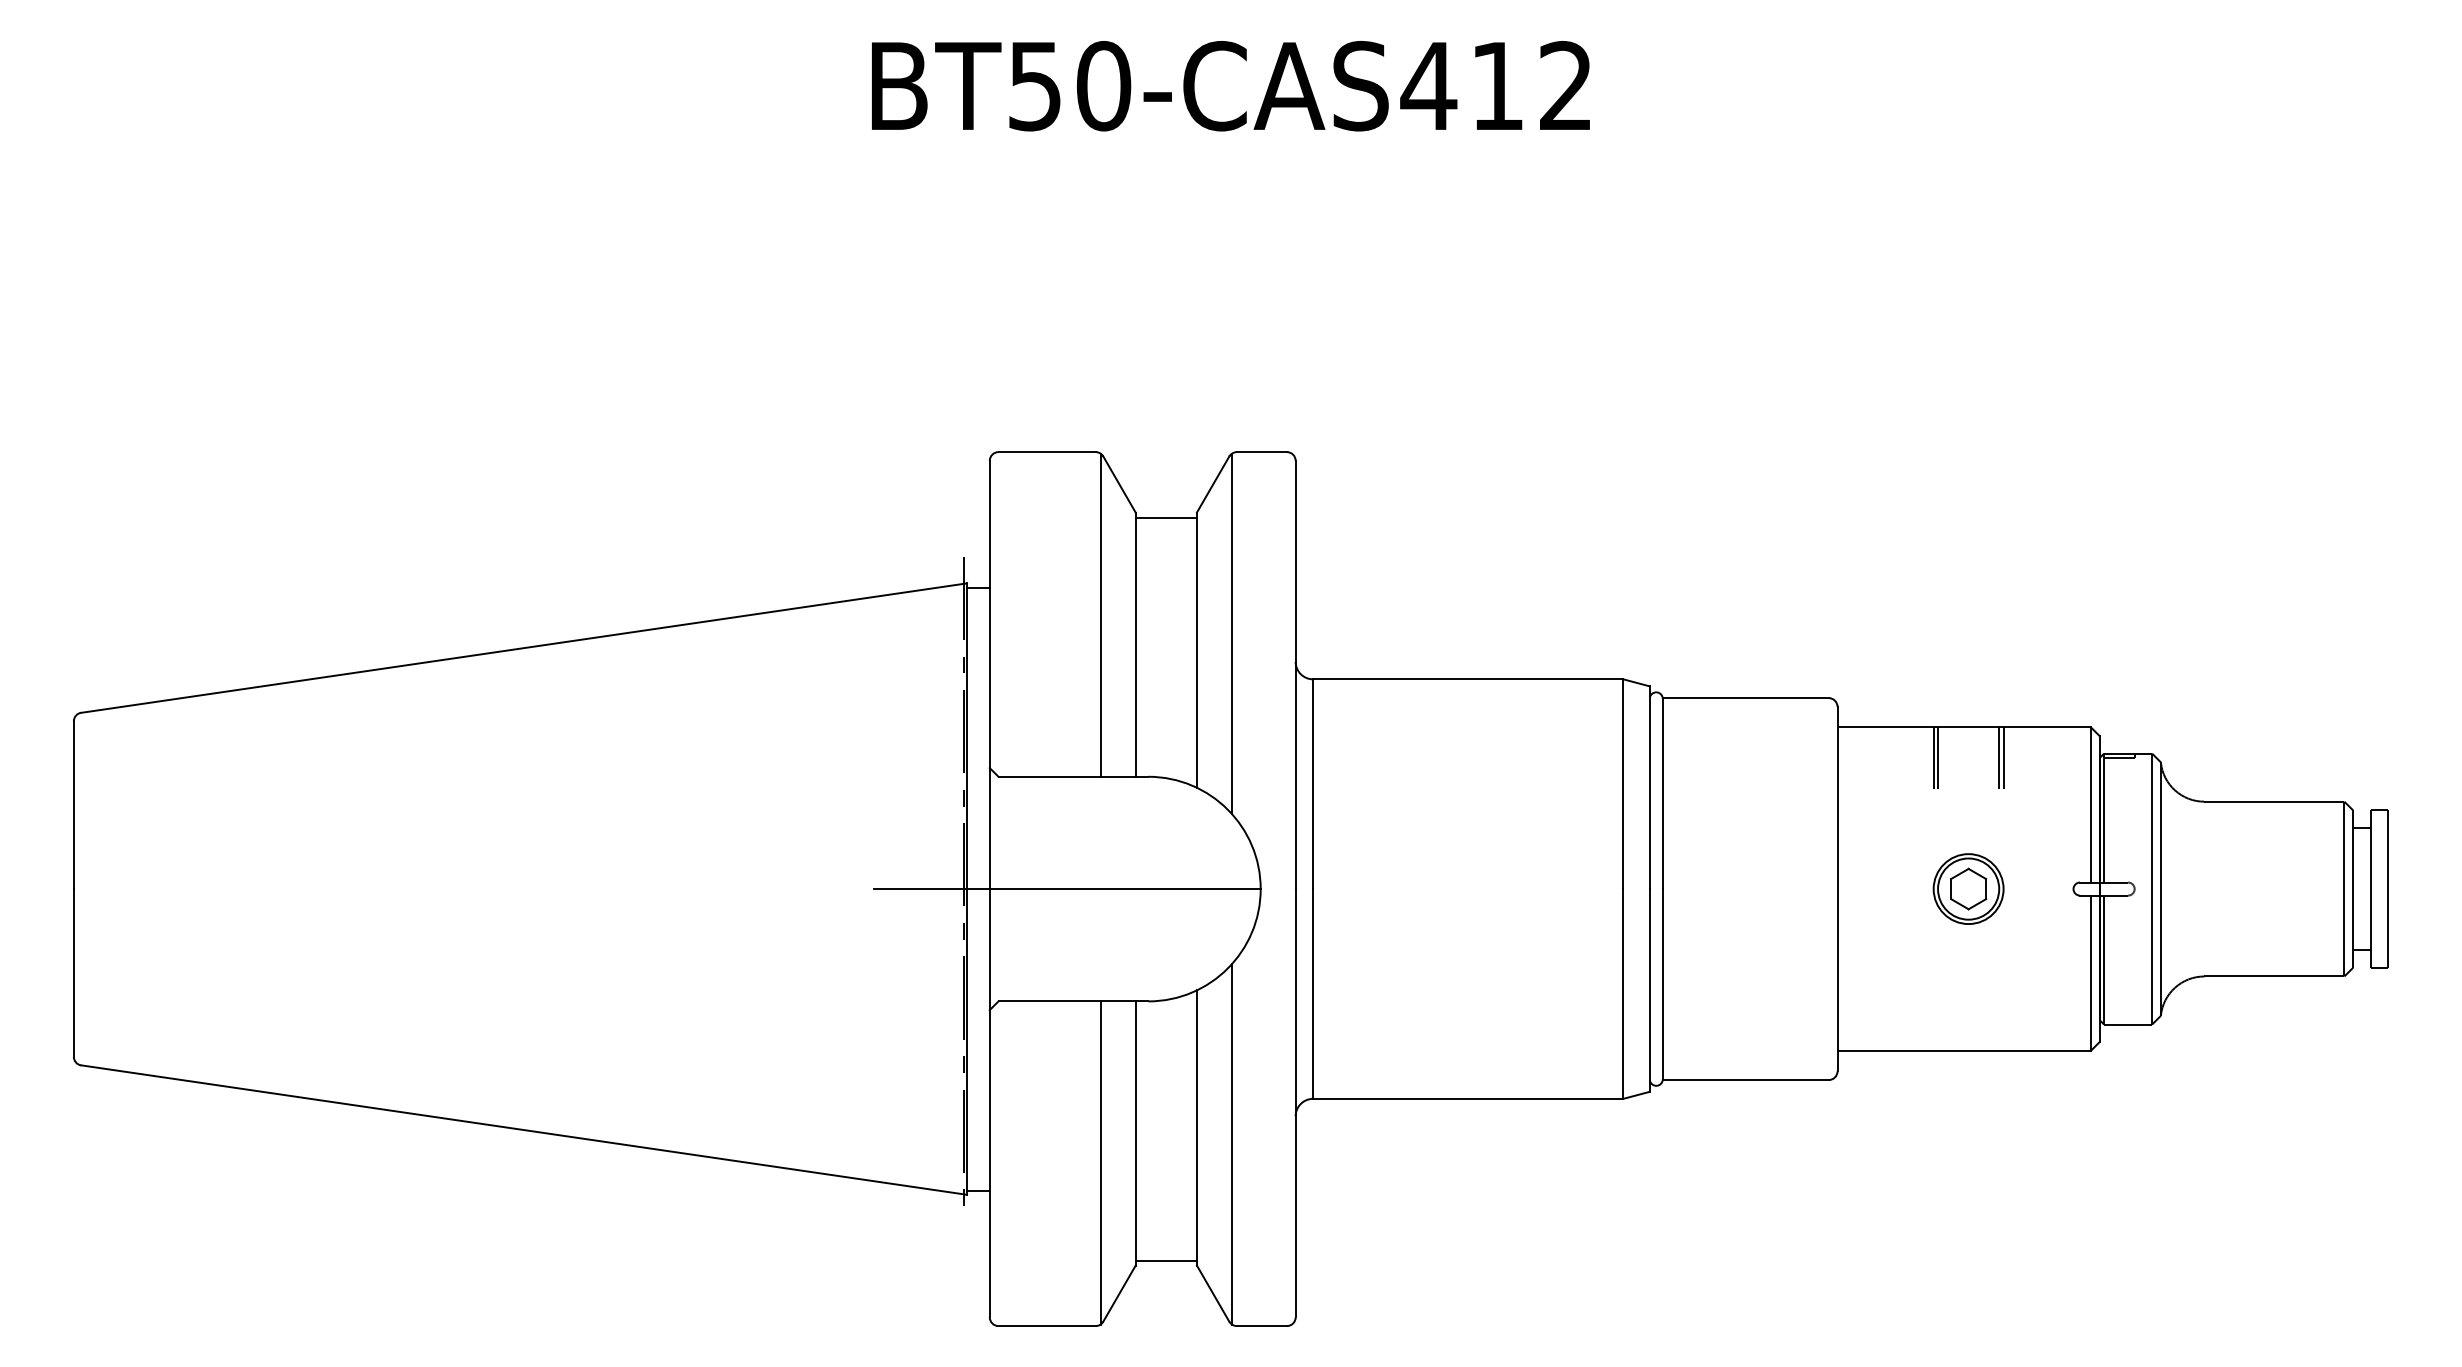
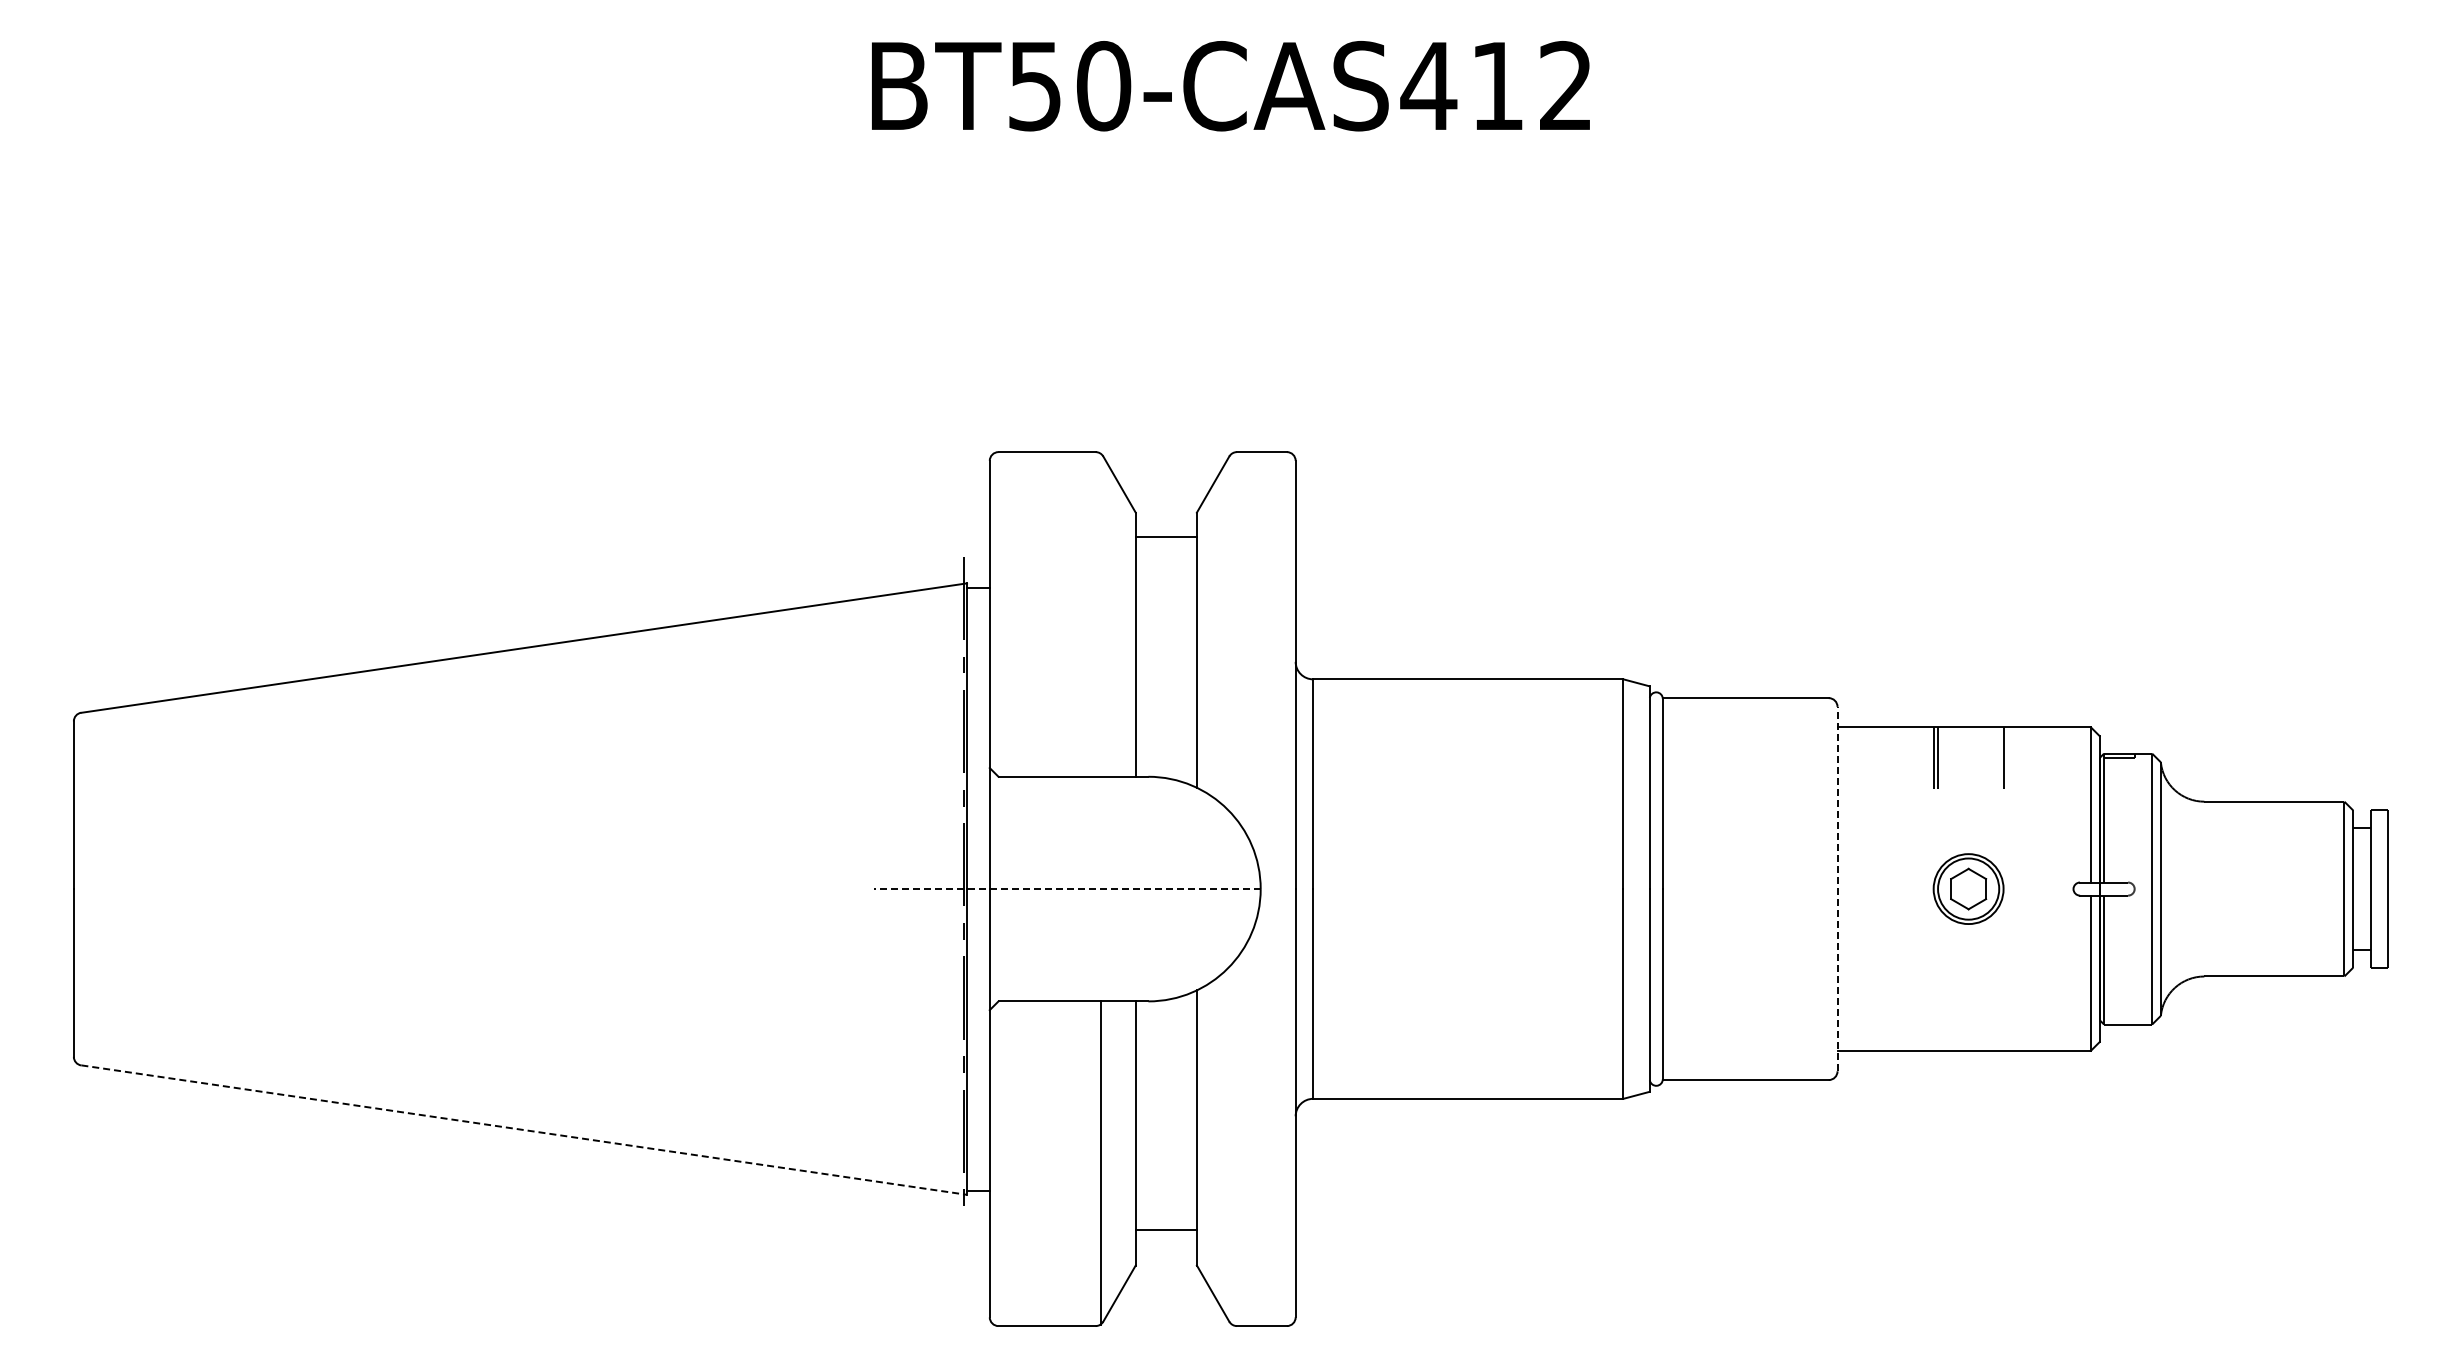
line position: (1165, 517) -> (1165, 536) (1165, 536)
line: present -> none (1100, 614)
line: present -> none (1231, 633)
line: present -> none (1999, 757)
line: solid -> dashed (1837, 888)
line: solid -> dashed (1066, 889)
line: solid -> dashed (524, 1130)
line: present -> none (1231, 1144)
line position: (1165, 1260) -> (1165, 1229) (1165, 1229)
